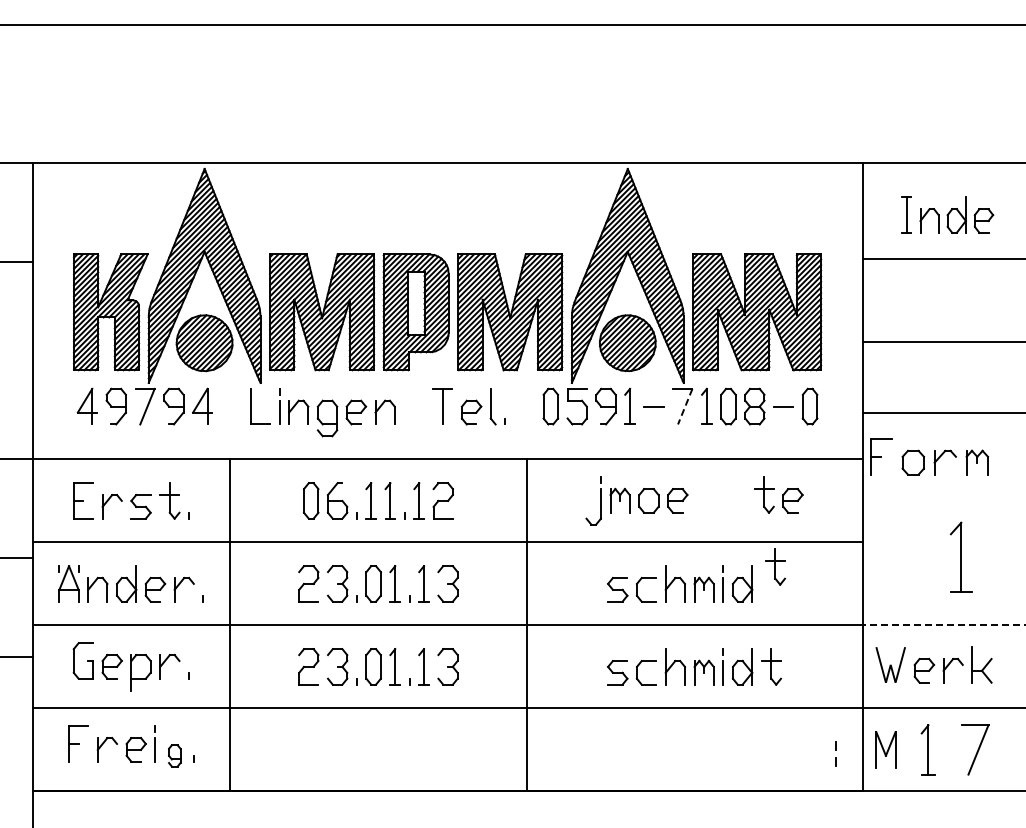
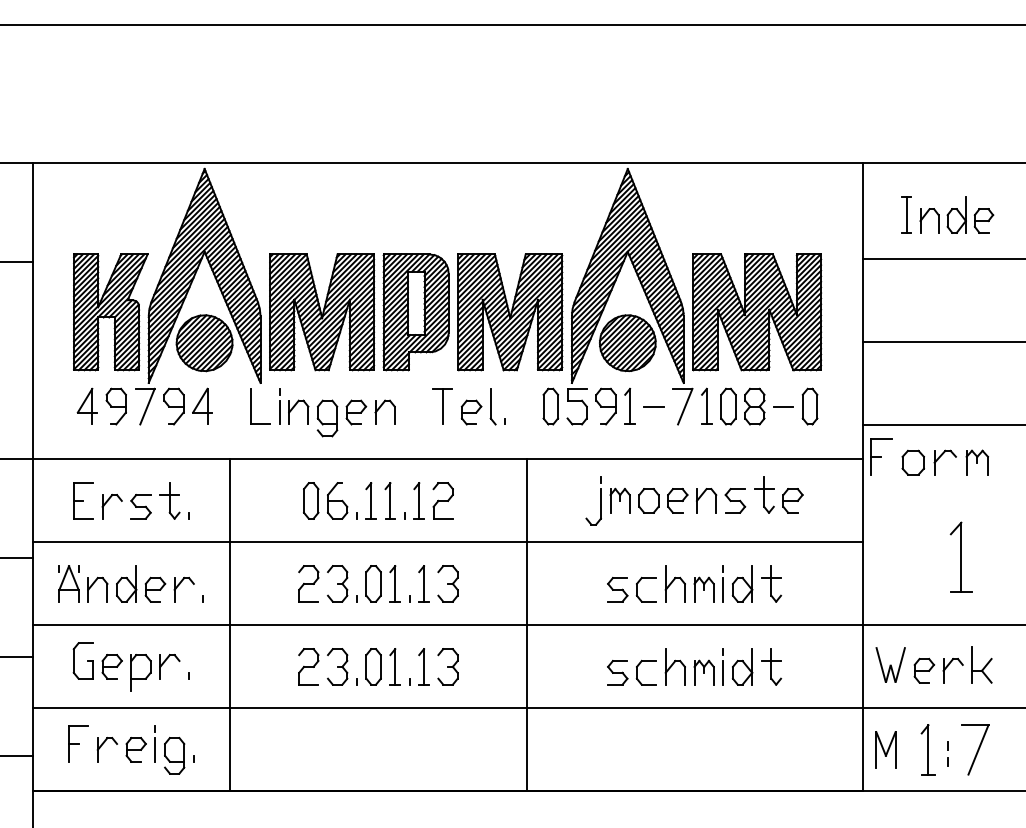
line: dashed -> solid (685, 407)
line position: (942, 413) -> (942, 425) (942, 425)
part: none -> present (721, 500)
part position: (775, 566) -> (771, 583) (771, 583)
line: dashed -> solid (943, 625)
line position: (835, 750) -> (947, 750) (947, 750)
line: none -> present (17, 755)
part size: 14x24 px -> 22x38 px (174, 755)
